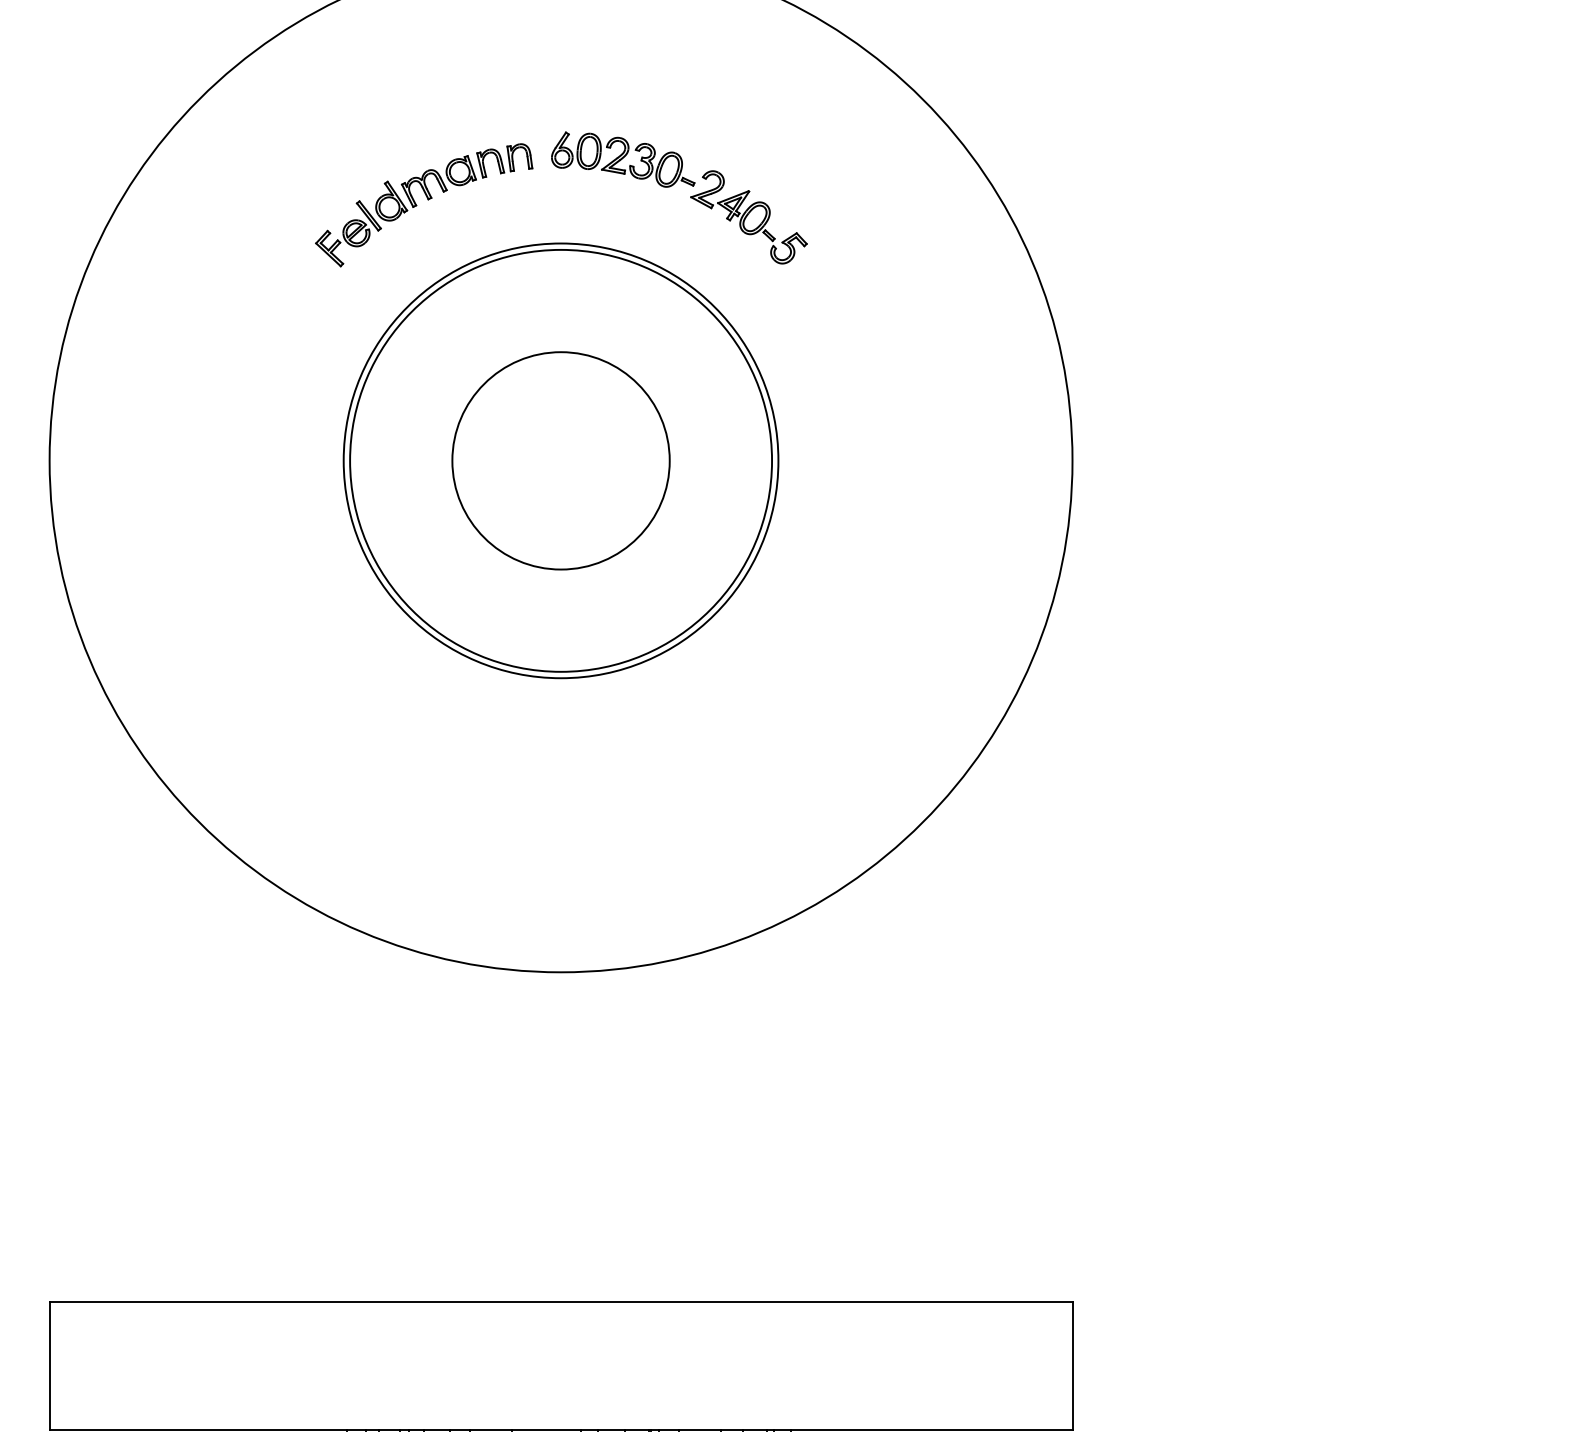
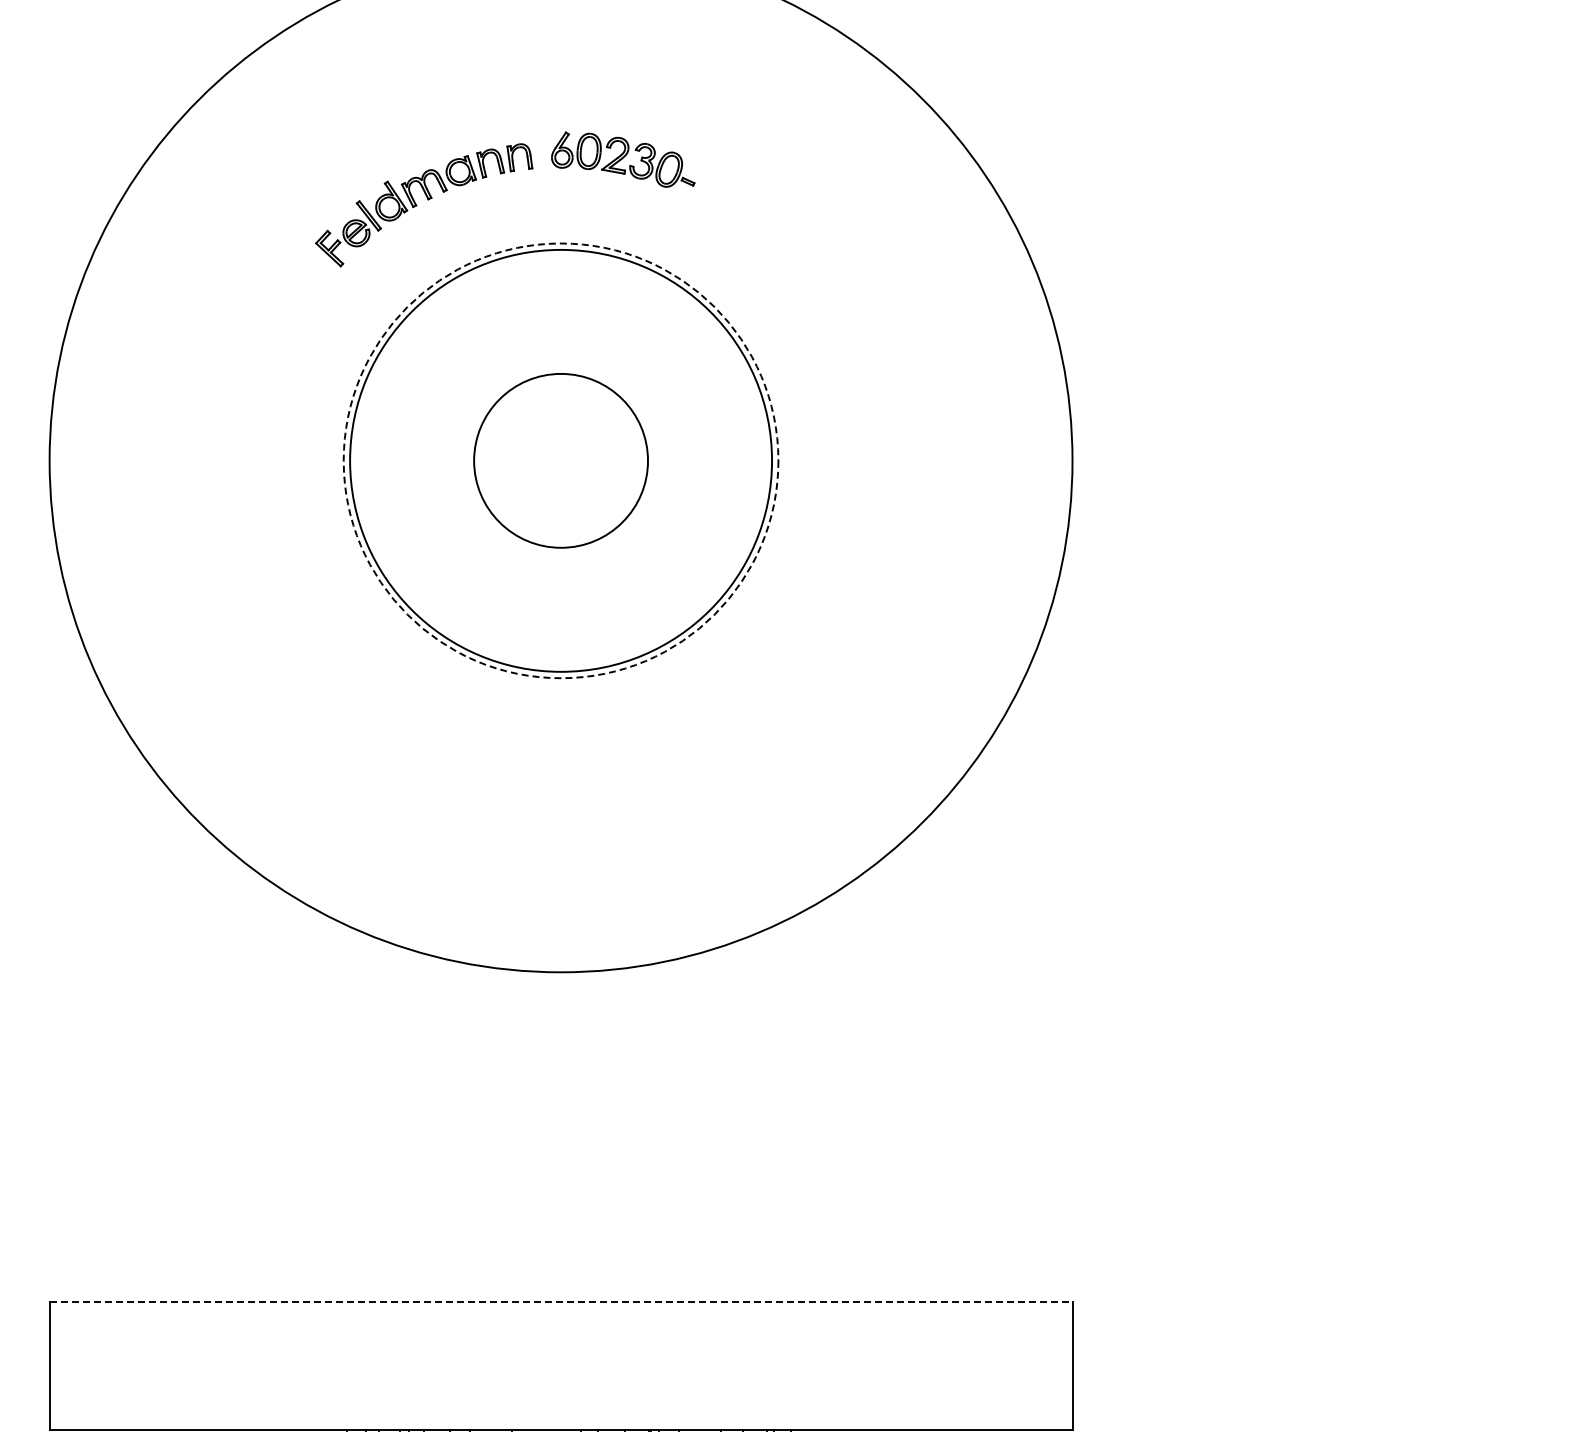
part: present -> none (748, 217)
circle diameter: 217 px -> 174 px (561, 460)
circle: solid -> dashed (560, 460)
line: solid -> dashed (561, 1302)
